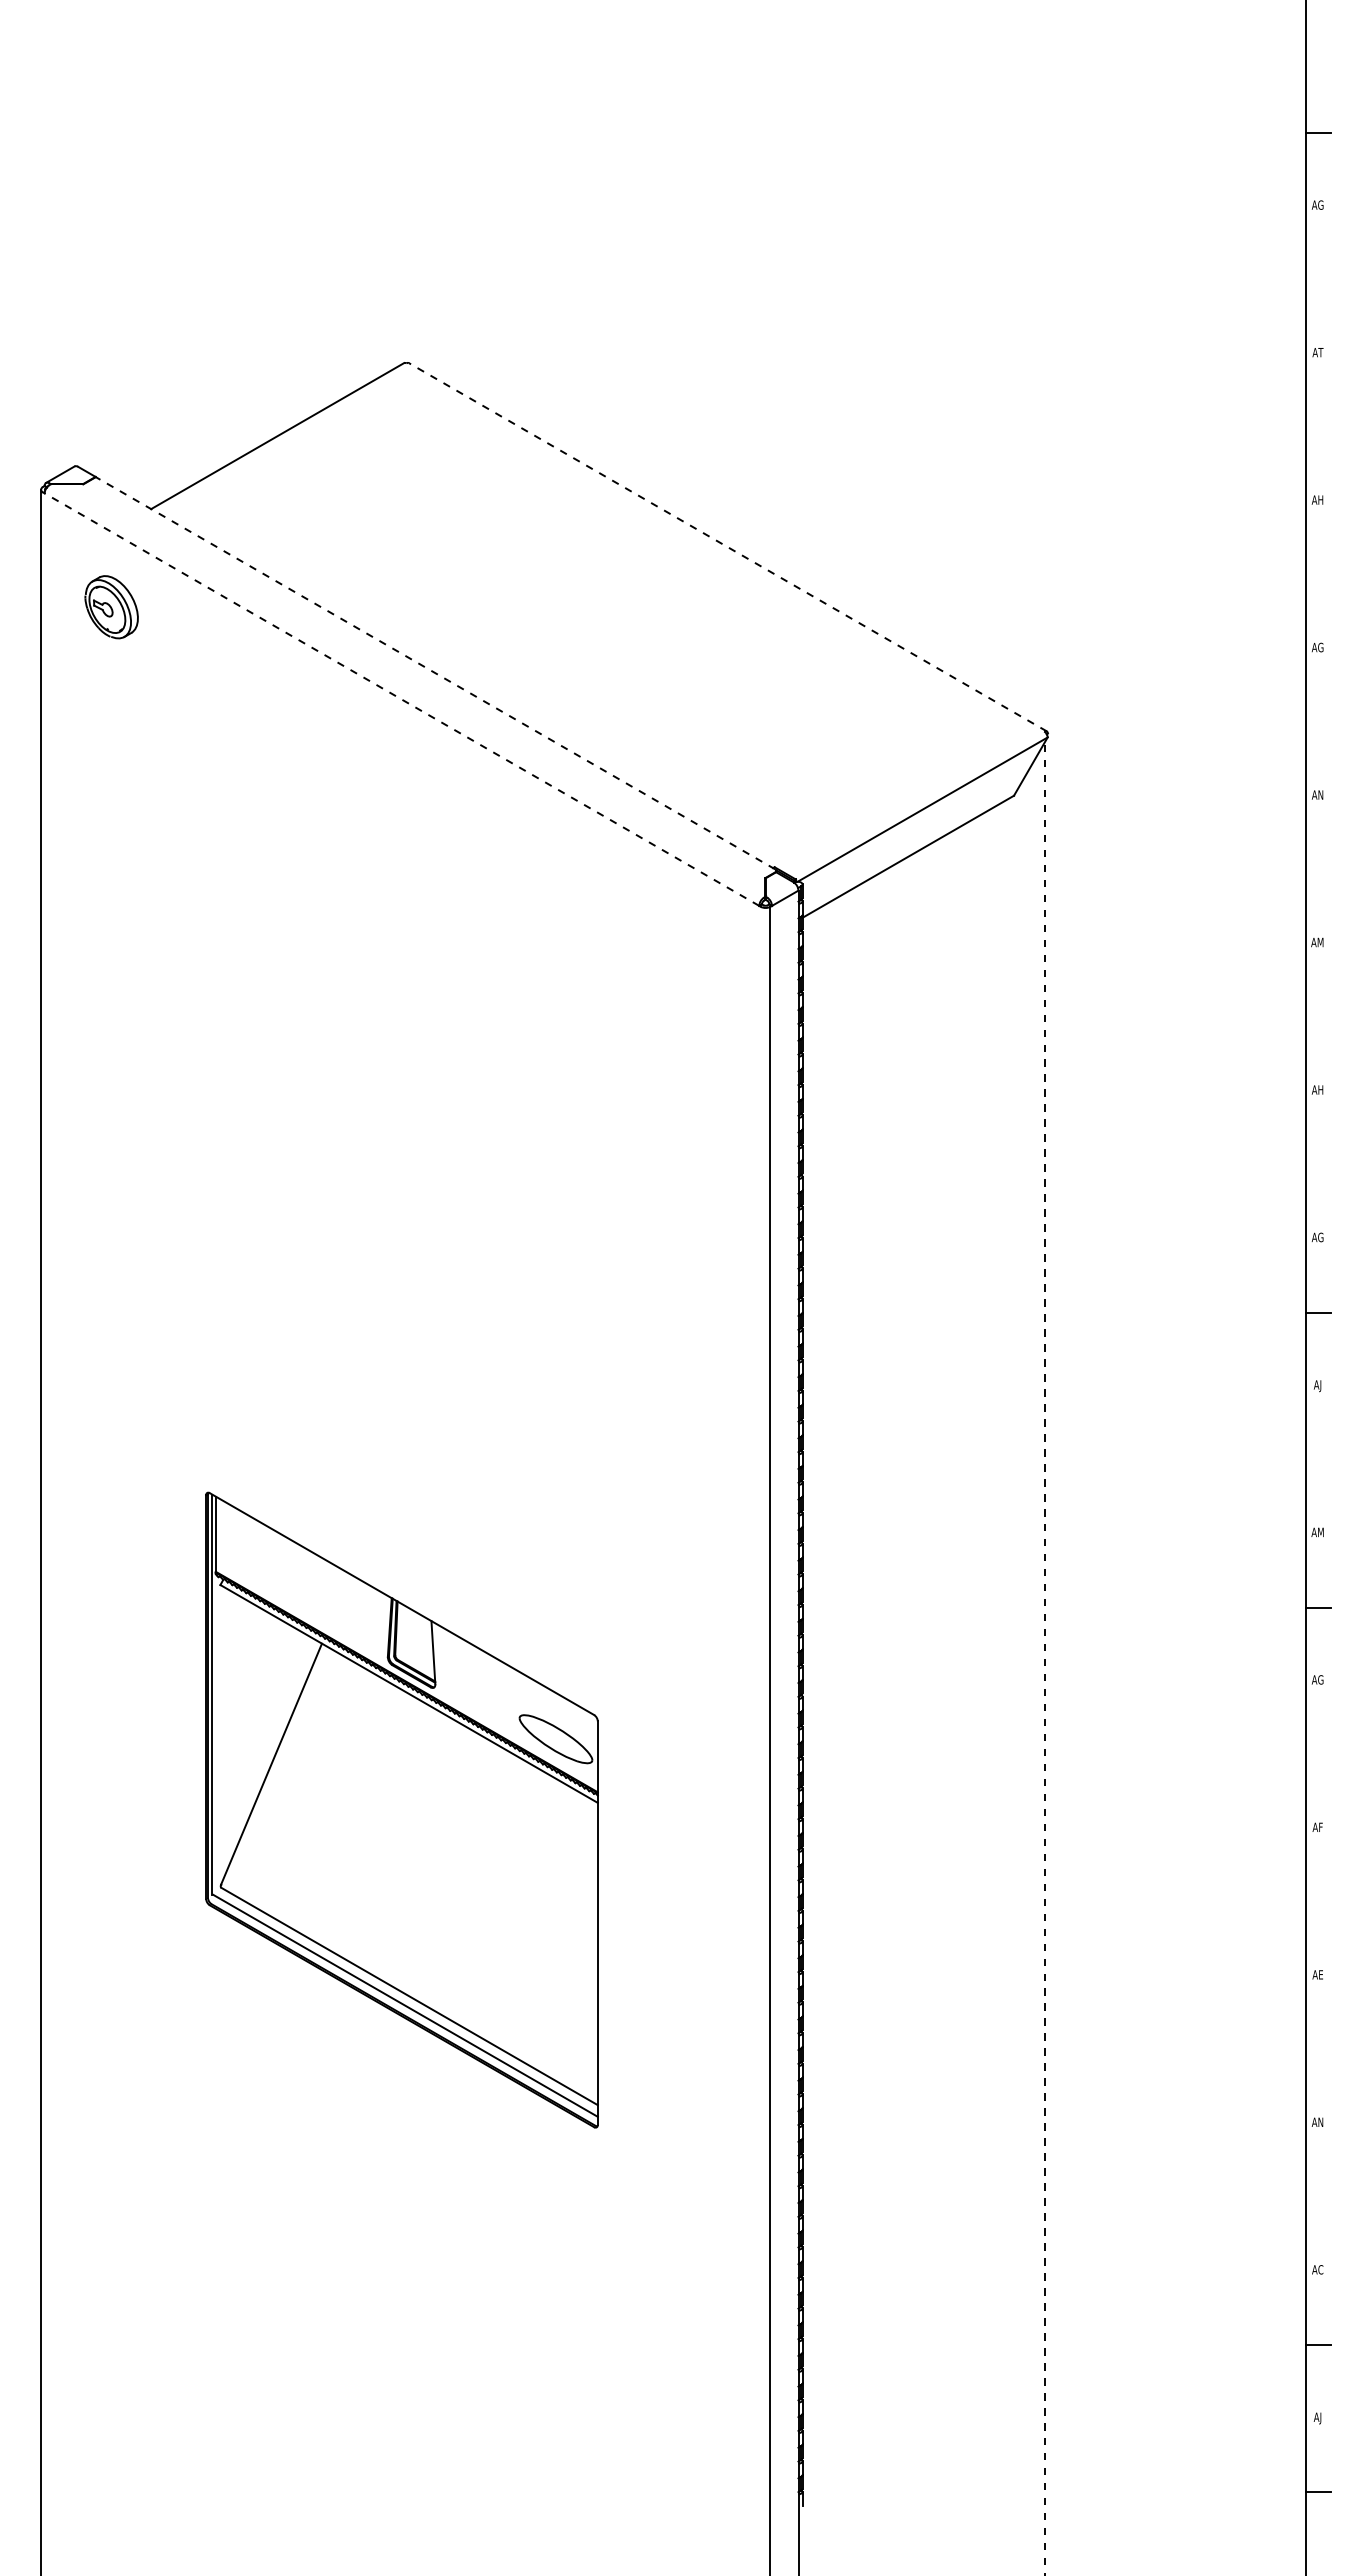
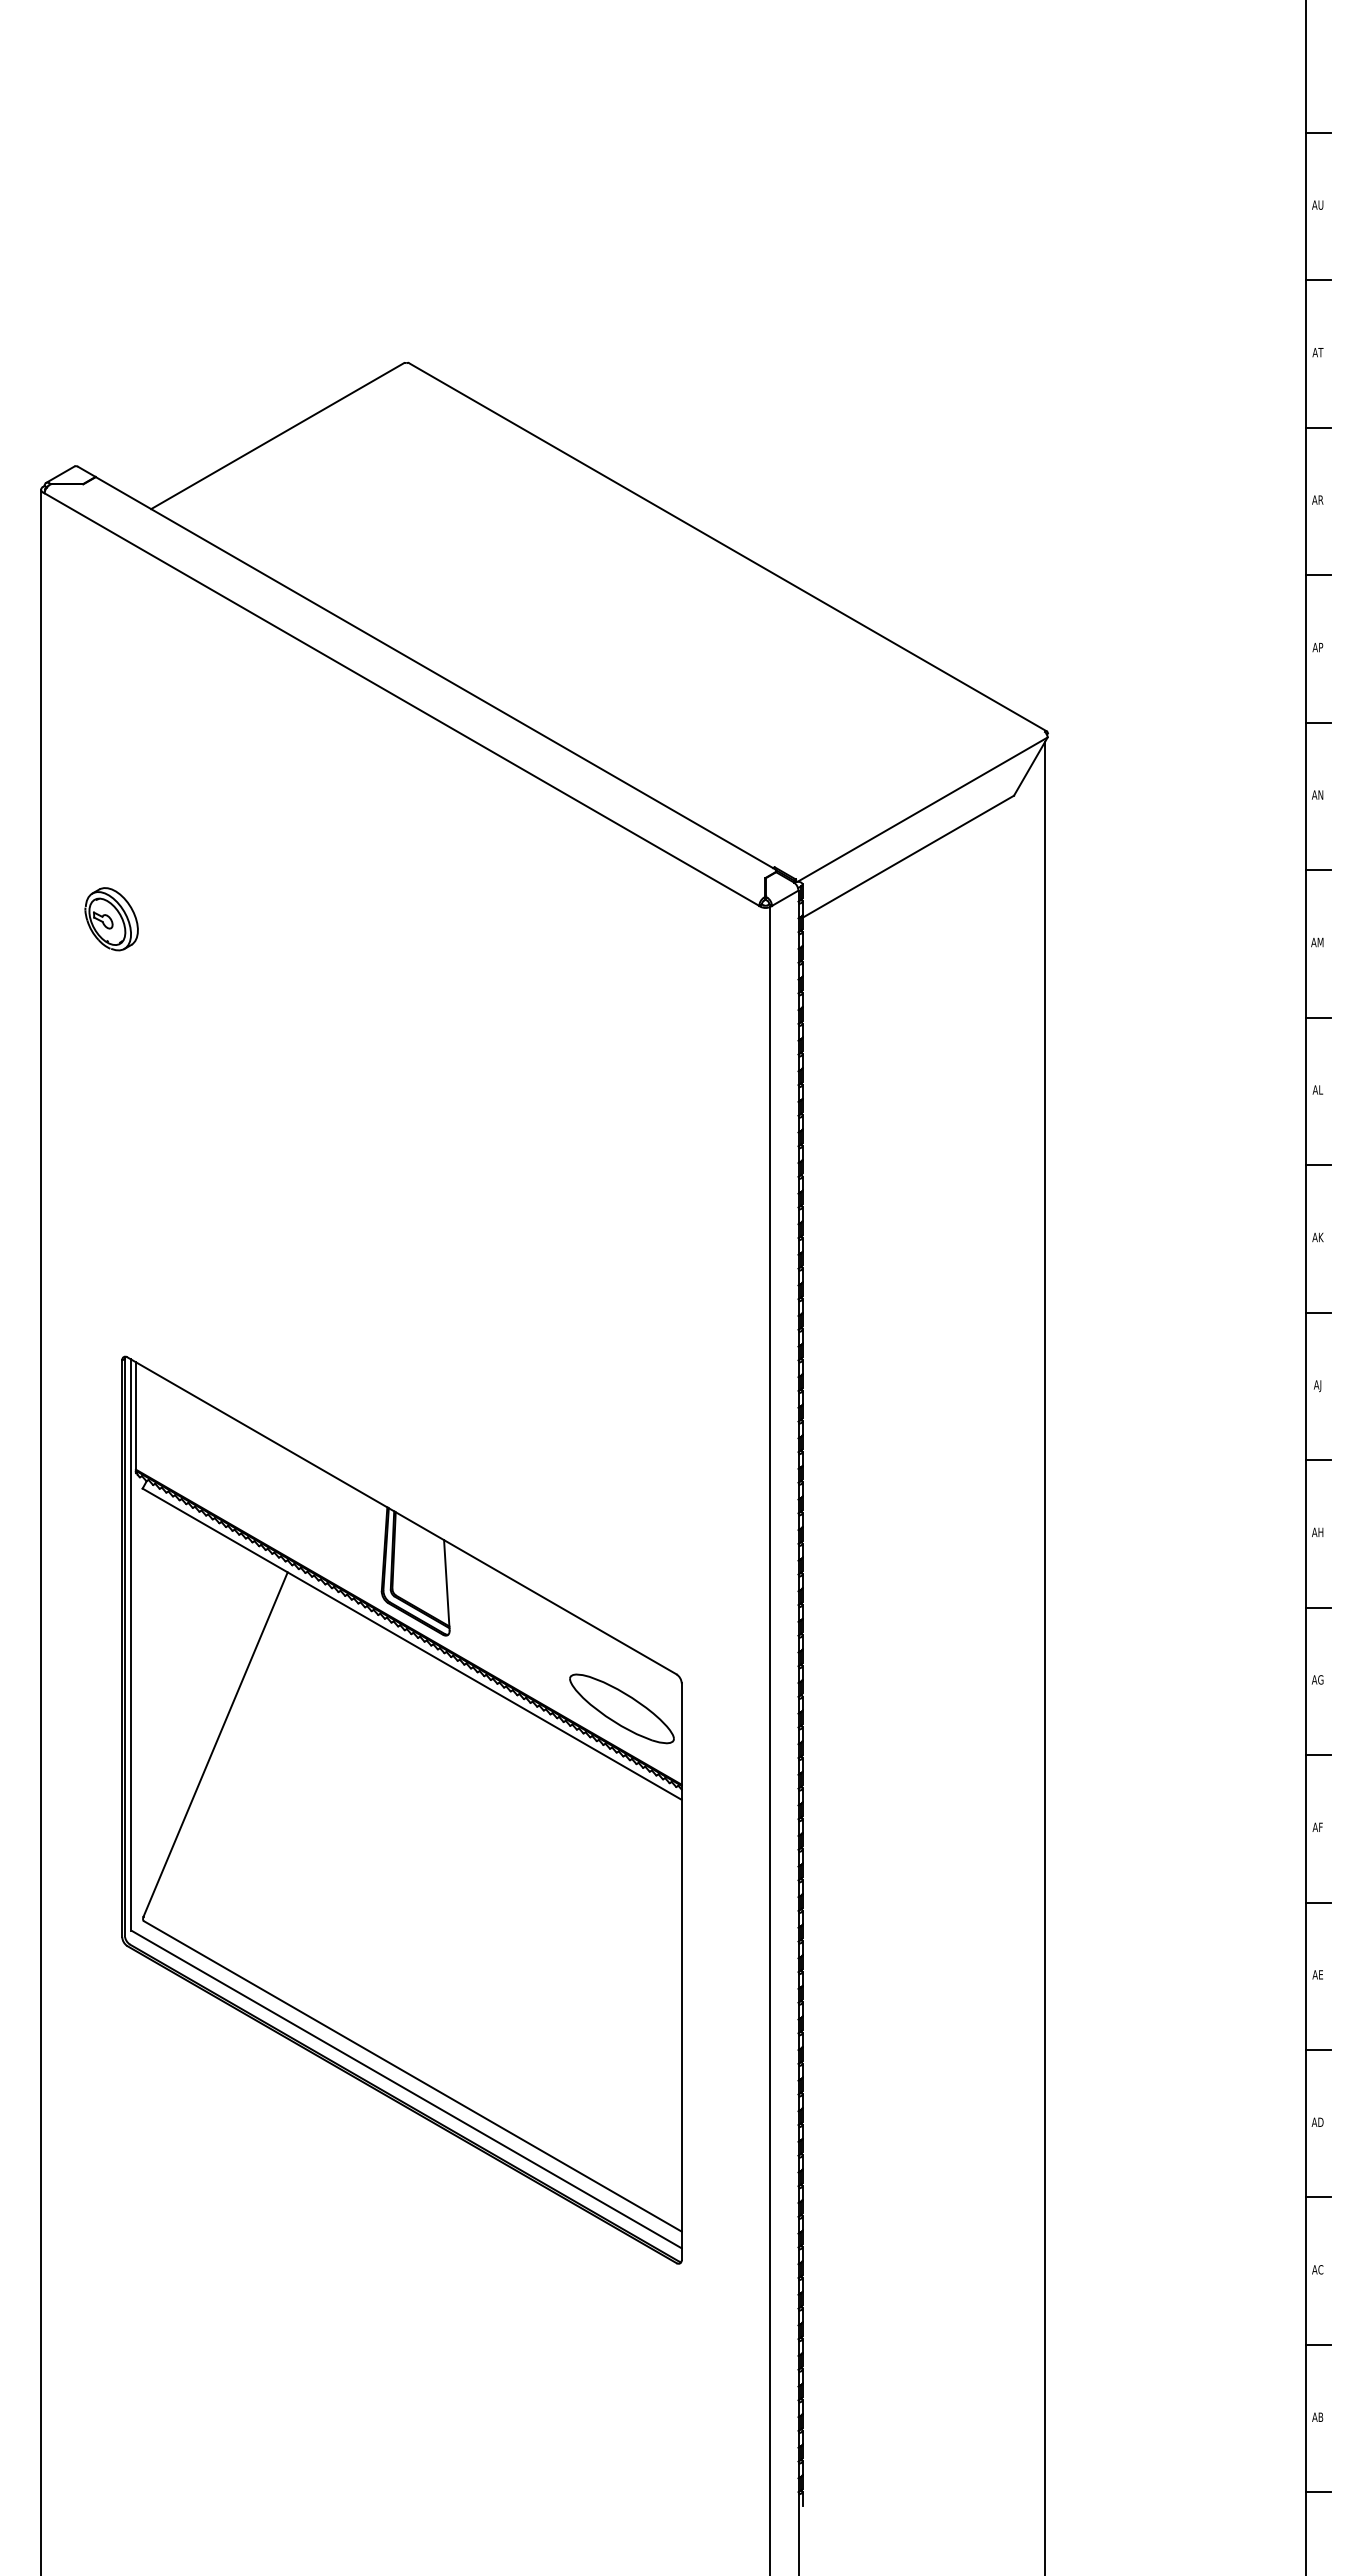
text: AG -> AU (1317, 204)
line: none -> present (1317, 280)
line: none -> present (1317, 427)
text: AH -> AR (1317, 499)
line: dashed -> solid (727, 546)
line: none -> present (1317, 575)
part position: (111, 607) -> (111, 919) (111, 919)
text: AG -> AP (1317, 647)
line: dashed -> solid (435, 672)
line: dashed -> solid (401, 699)
line: none -> present (1317, 722)
line: none -> present (1317, 870)
line: none -> present (1317, 1017)
text: AH -> AL (1317, 1089)
line: none -> present (1317, 1165)
text: AG -> AK (1317, 1237)
line: none -> present (1317, 1460)
text: AM -> AH (1317, 1531)
line: dashed -> solid (1044, 1658)
line: none -> present (1317, 1755)
part size: 394x638 px -> 562x910 px (401, 1809)
line: none -> present (1317, 1902)
line: none -> present (1317, 2050)
text: AN -> AD (1319, 2121)
line: none -> present (1317, 2197)
text: AJ -> AB (1317, 2418)
